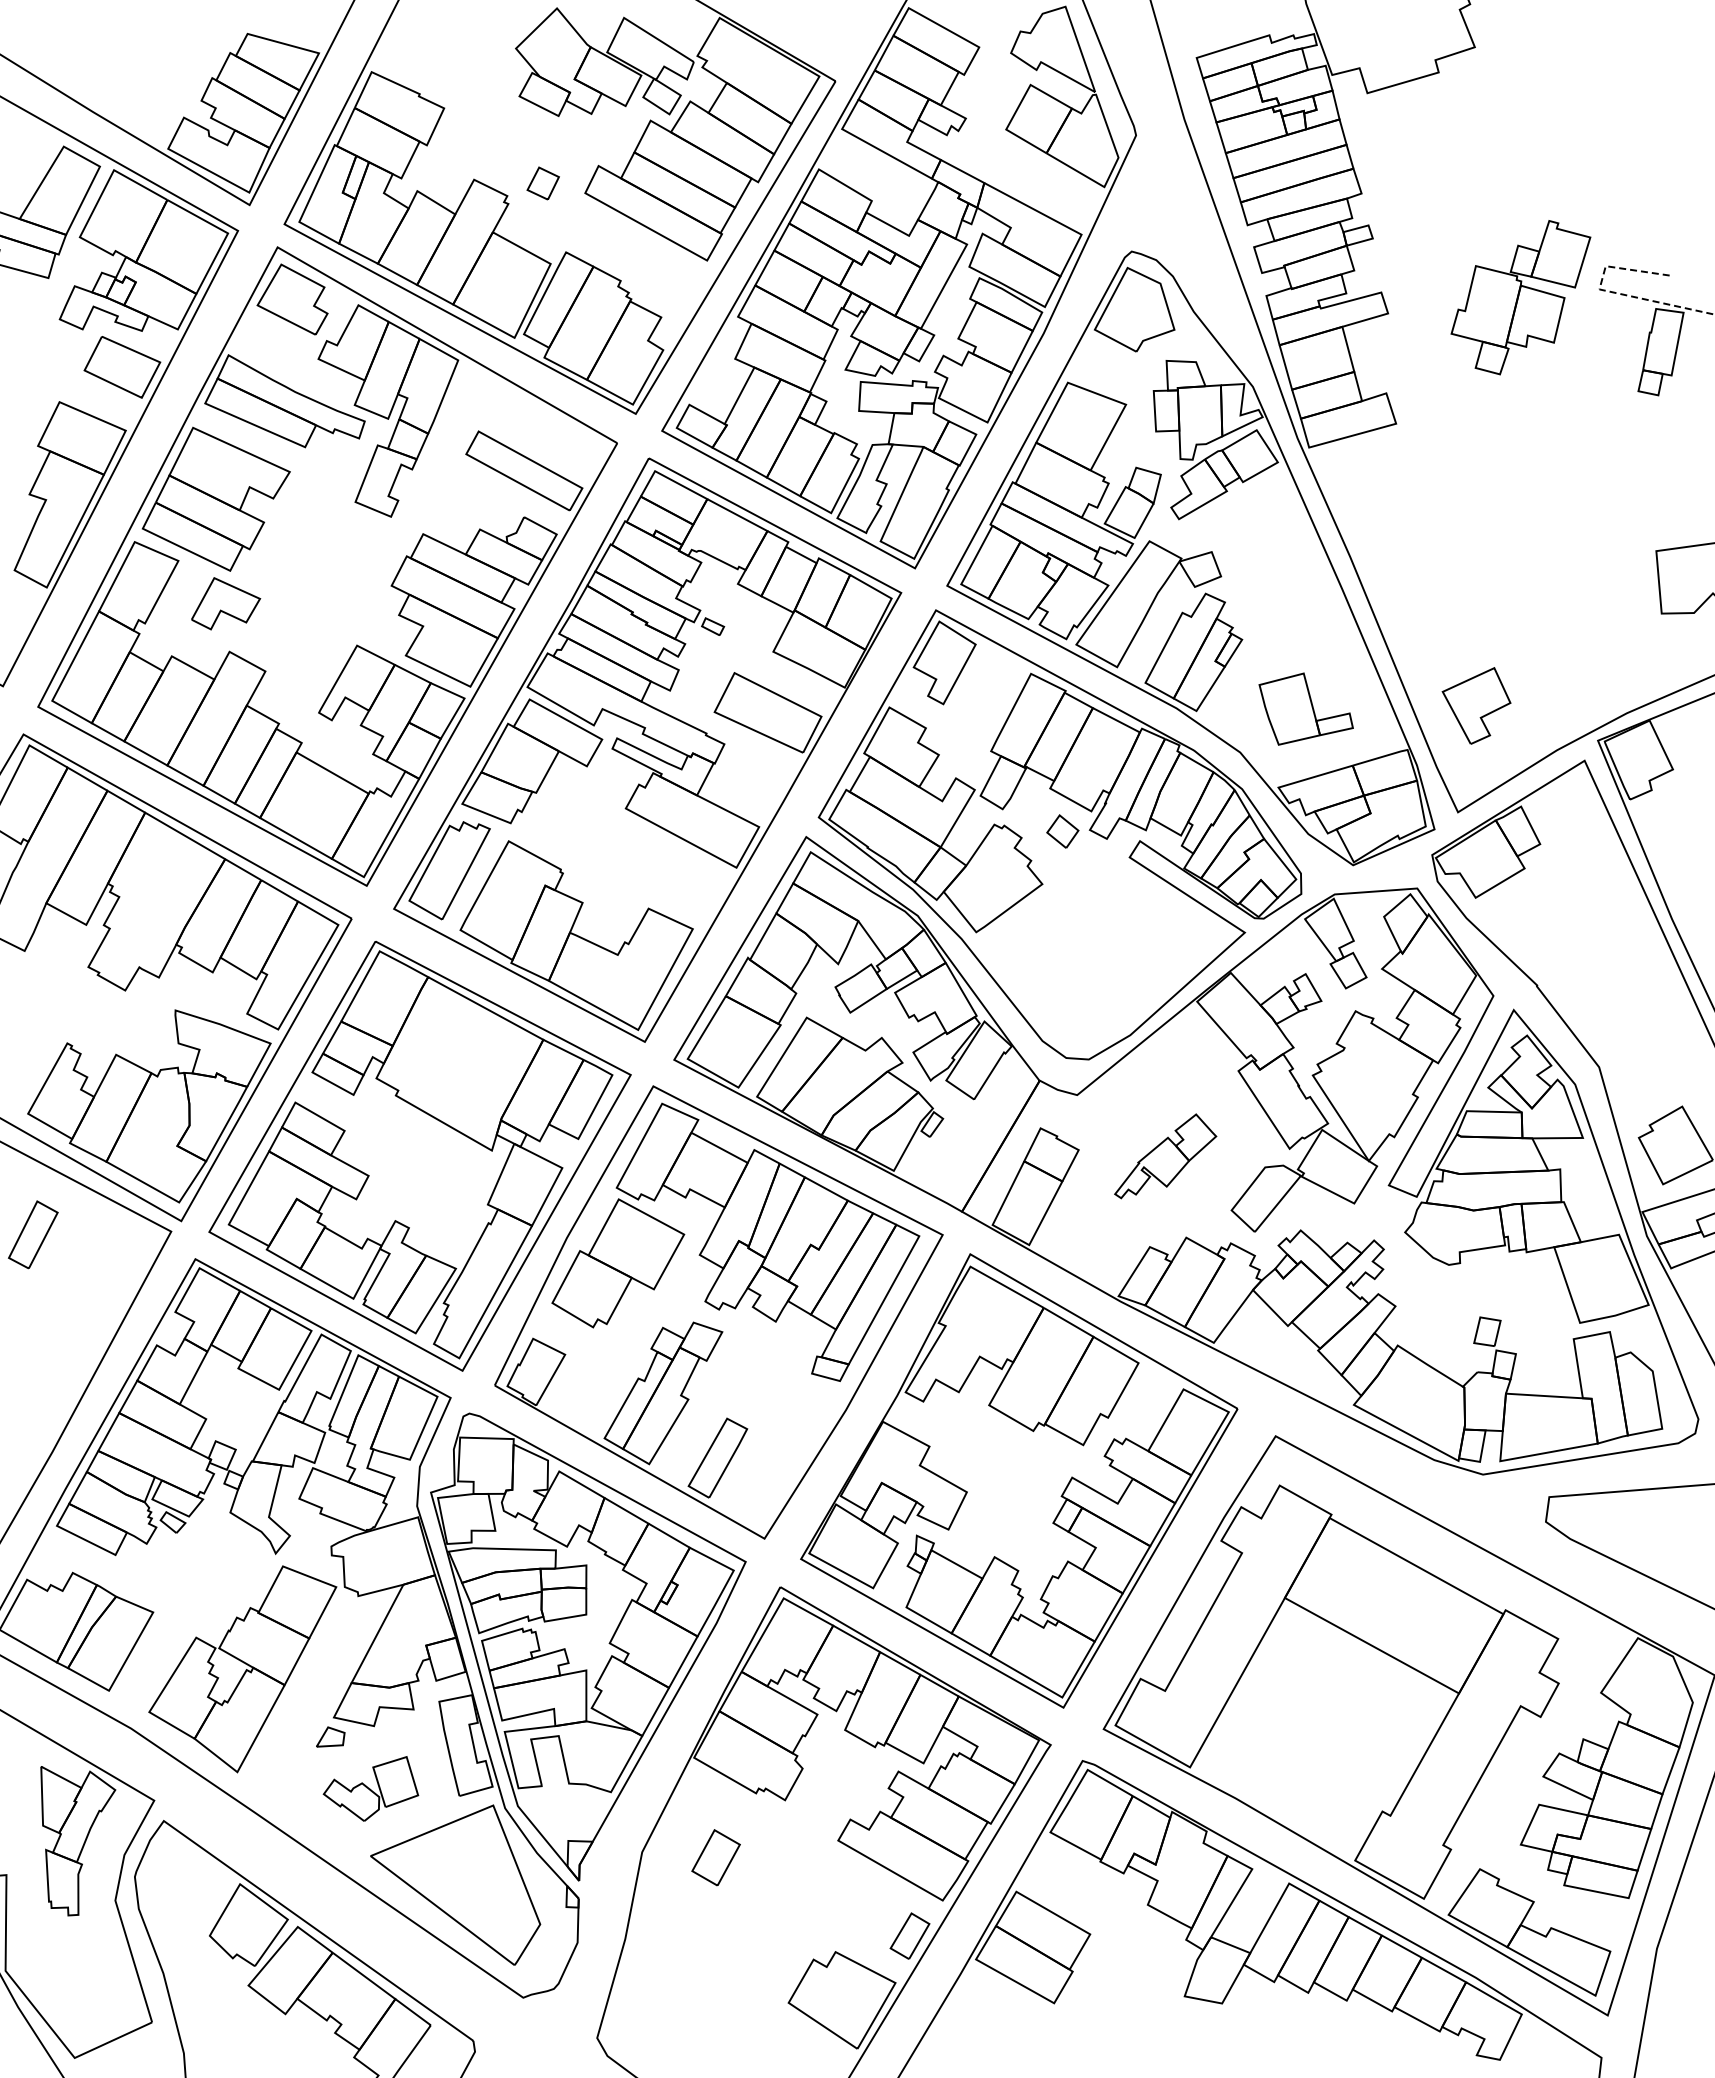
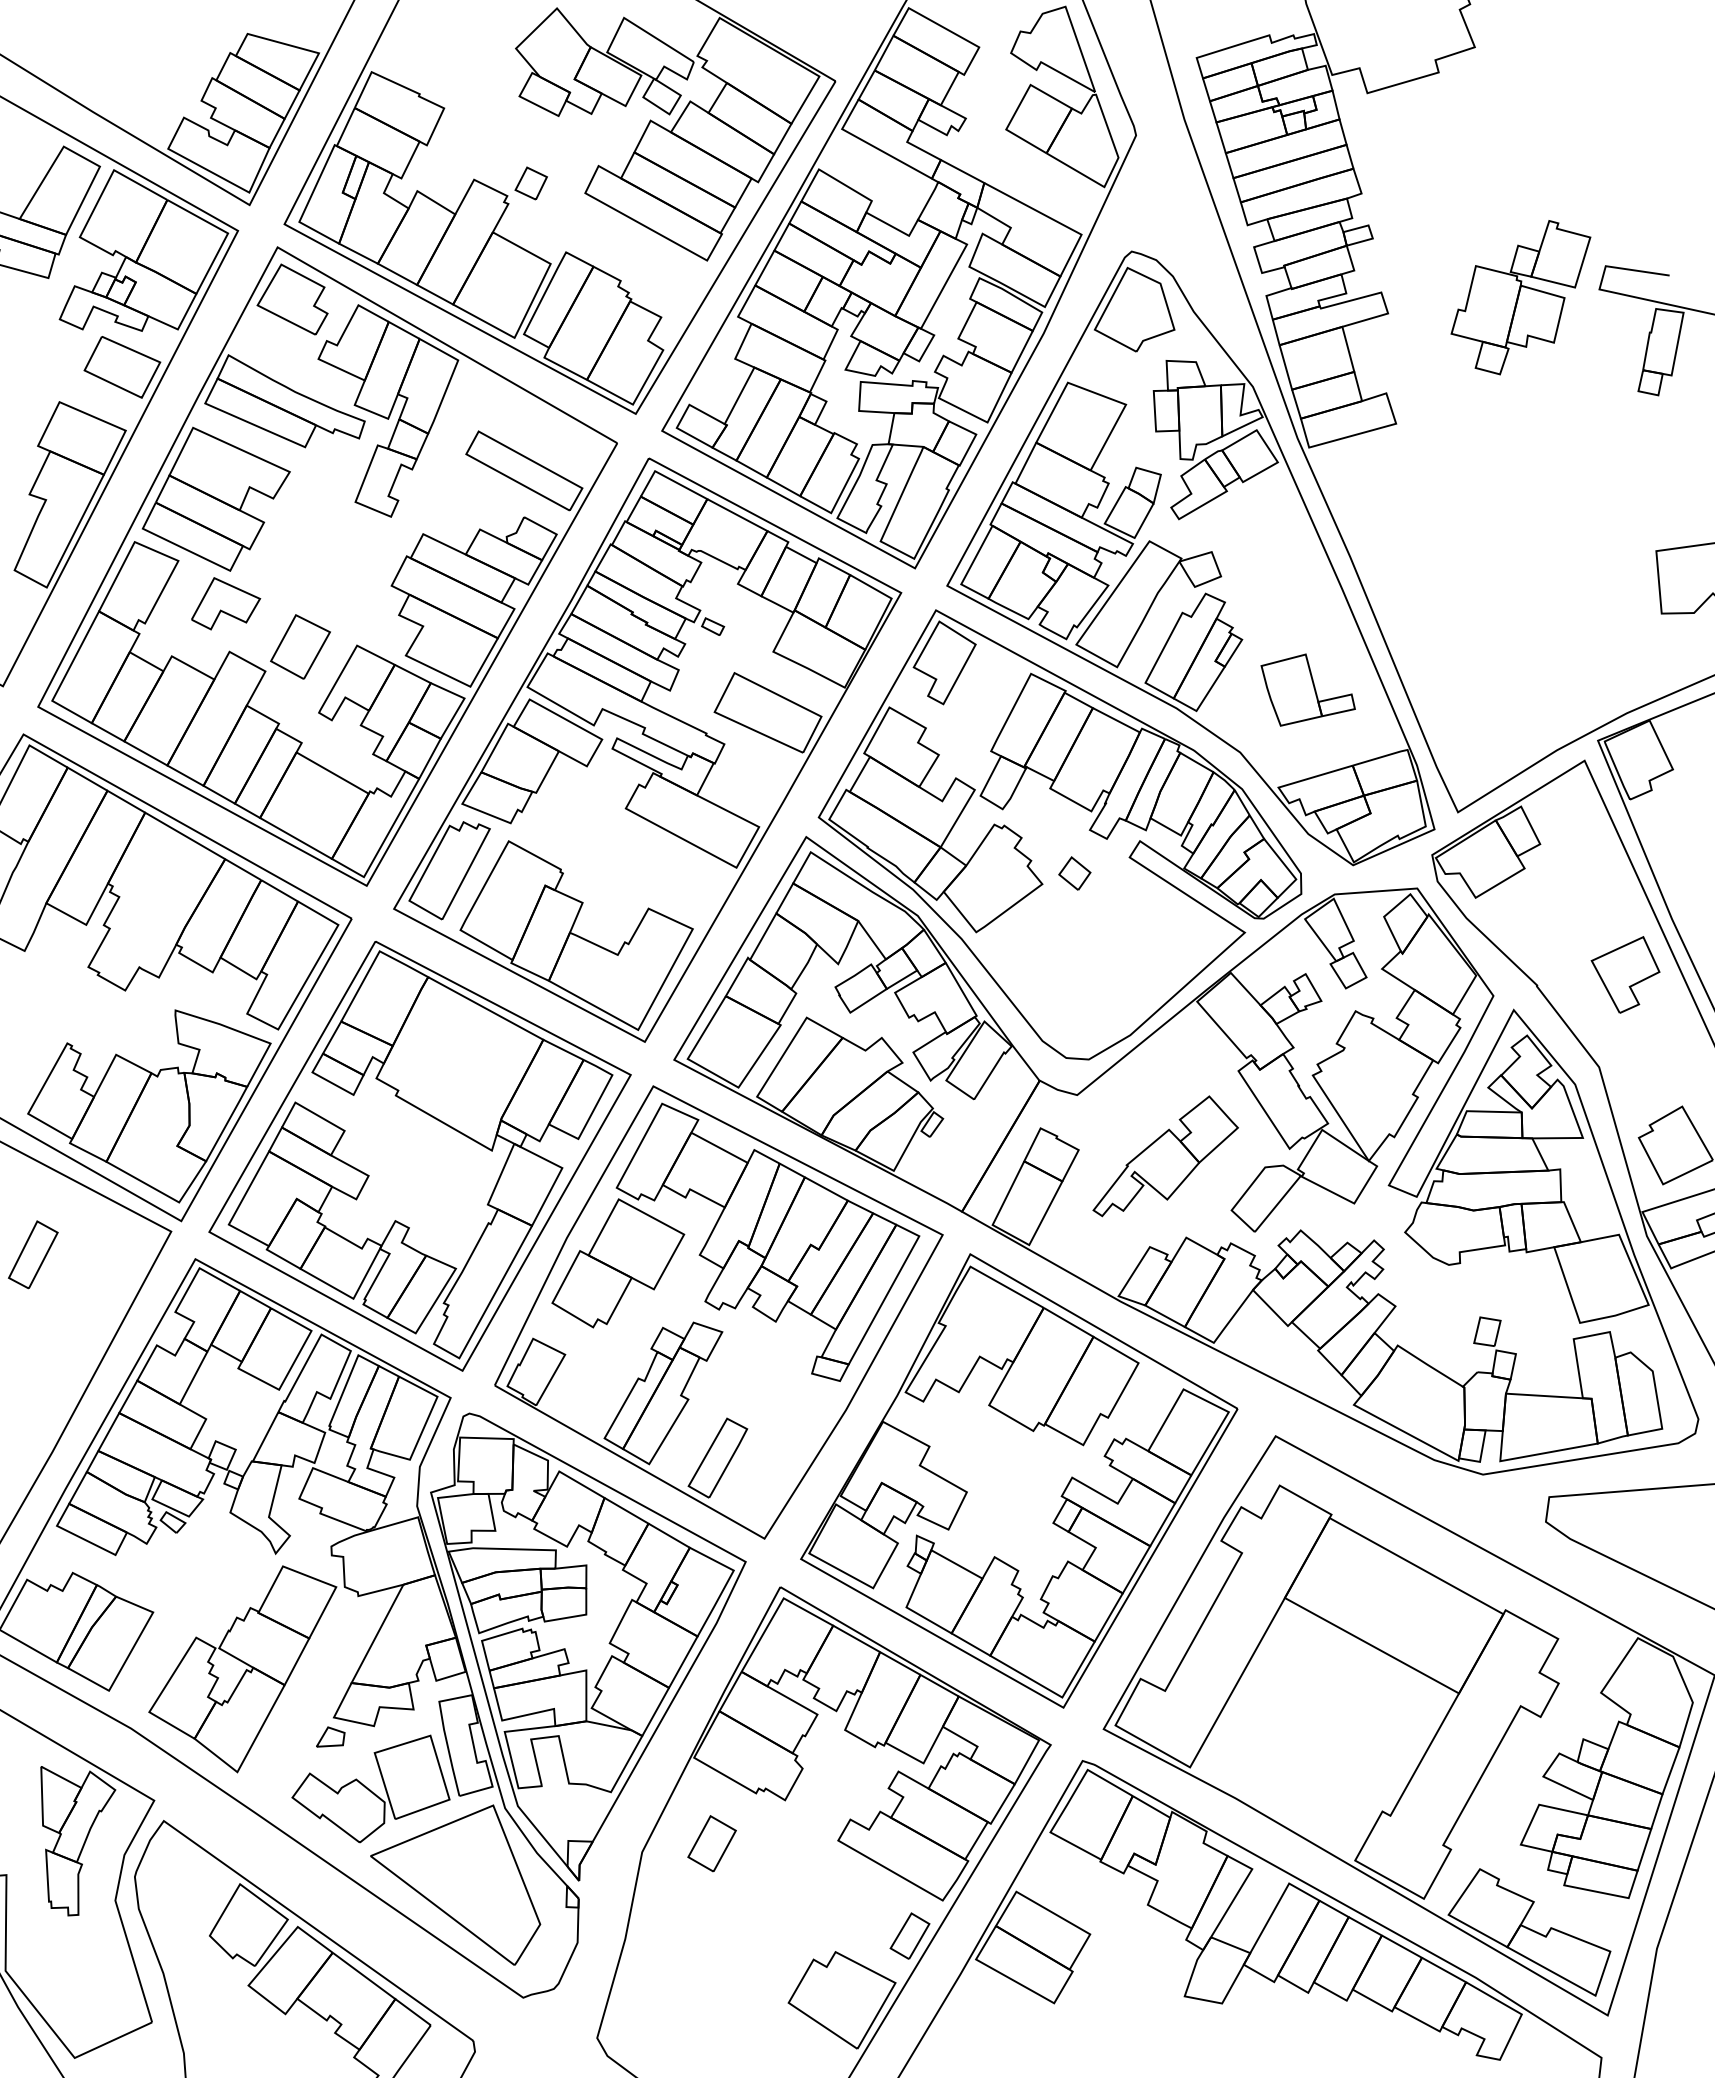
part position: (542, 183) -> (530, 183) (530, 183)
line: dashed -> solid (1612, 292)
part: none -> present (300, 646)
part position: (1476, 705) -> (1625, 974) (1625, 974)
part position: (1305, 708) -> (1307, 689) (1307, 689)
part position: (1062, 831) -> (1074, 873) (1074, 873)
part size: 104x87 px -> 147x123 px (1165, 1156)
part position: (33, 1234) -> (33, 1254) (33, 1254)
part size: 98x66 px -> 160x110 px (370, 1788)
part position: (715, 1857) -> (711, 1843) (711, 1843)
